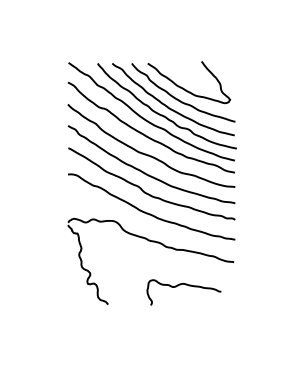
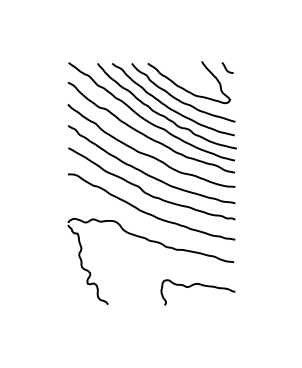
curve: none -> present (226, 67)
curve position: (185, 285) -> (199, 285) (199, 285)
